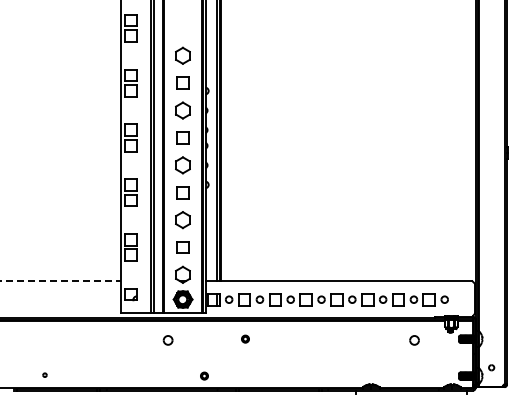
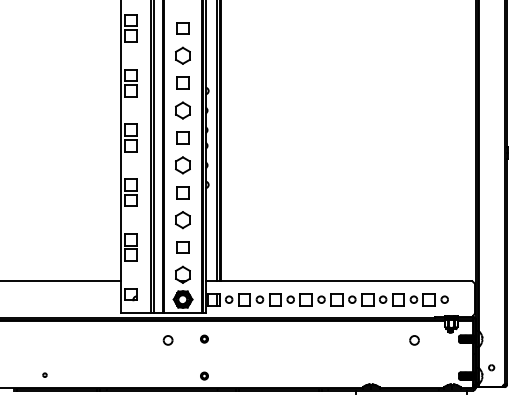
part: none -> present (182, 28)
line: dashed -> solid (61, 281)
part position: (245, 338) -> (204, 338) (204, 338)
